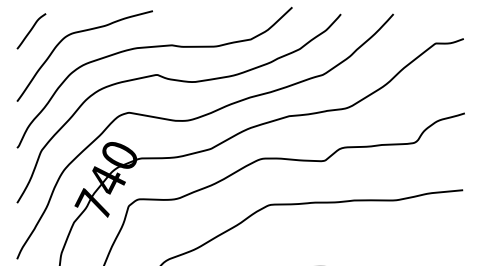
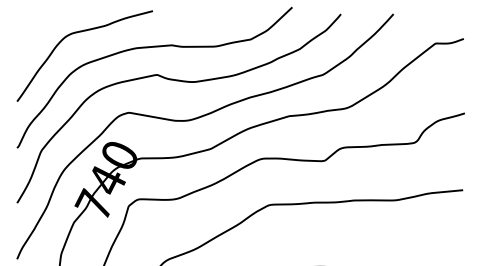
curve: present -> none (31, 31)
